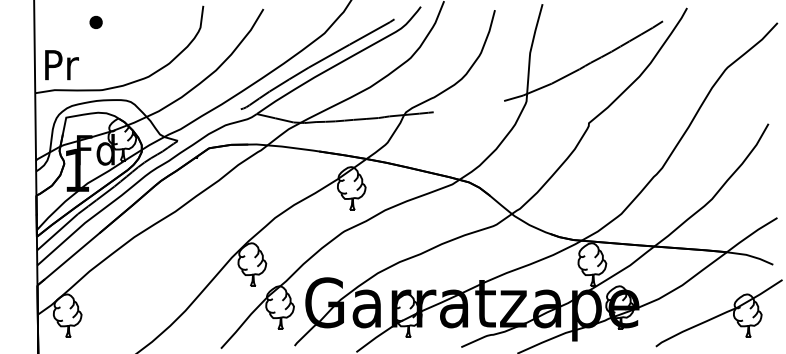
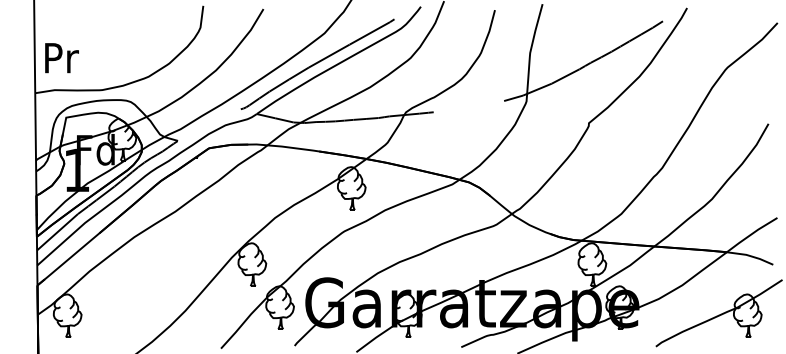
part: present -> none (95, 22)
text position: (61, 65) -> (61, 58) (61, 58)
